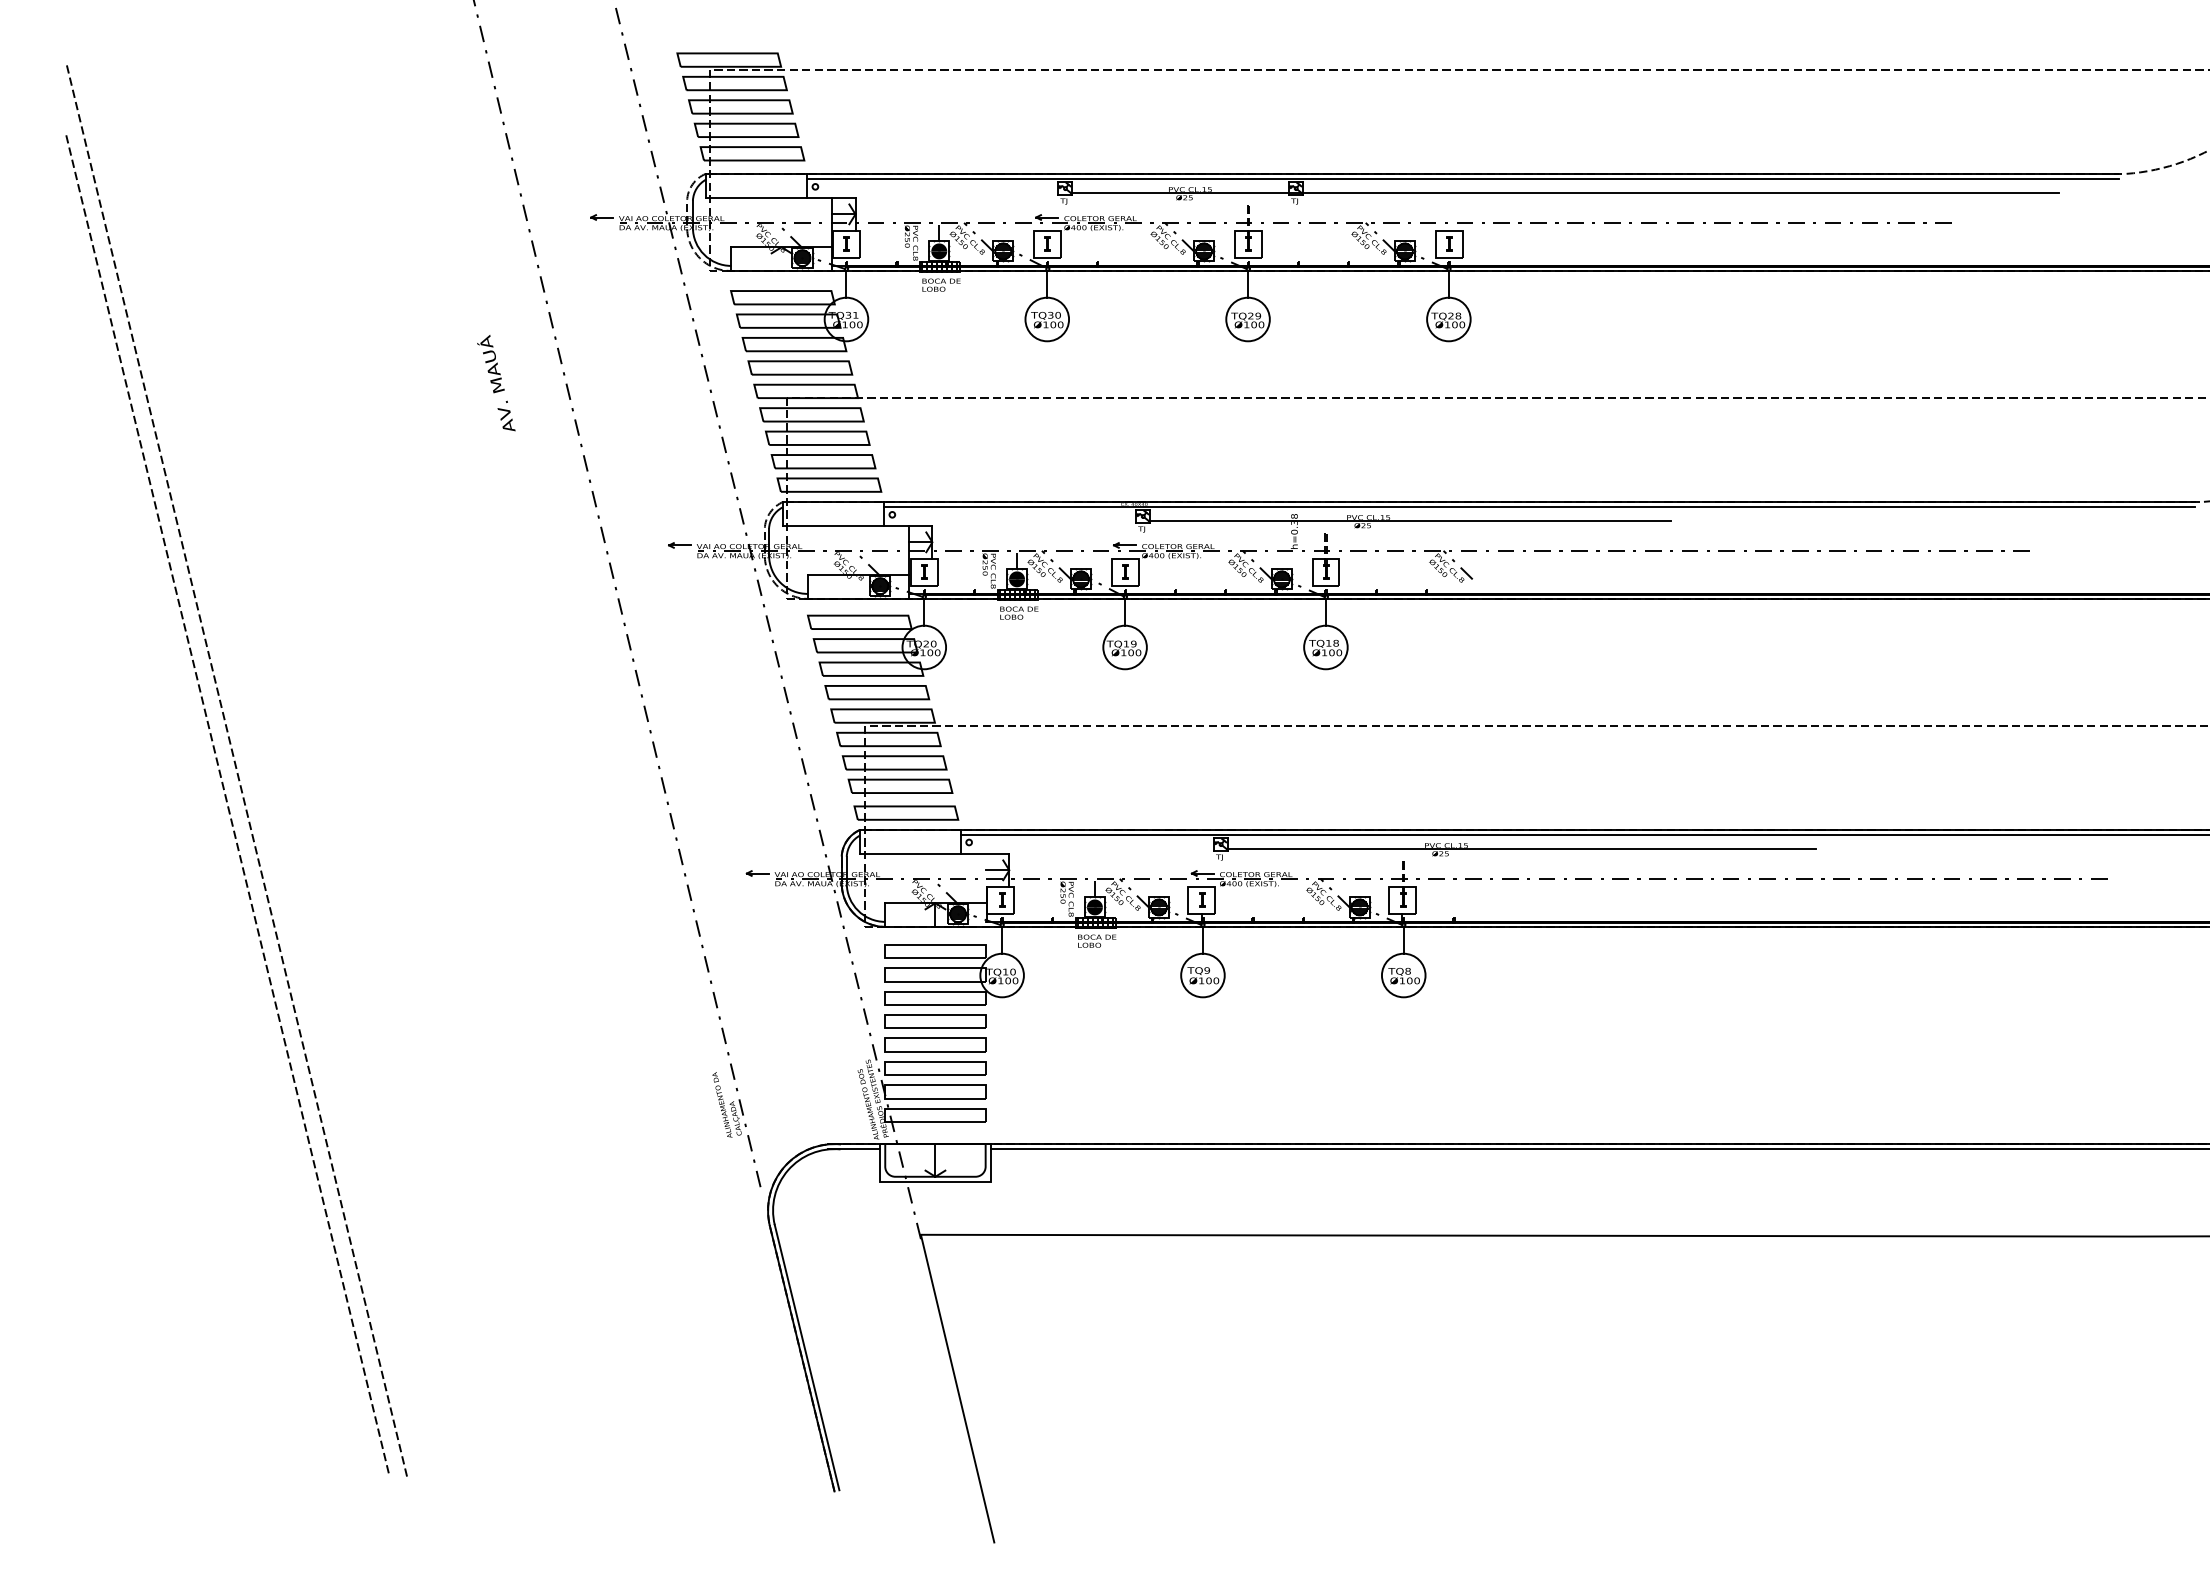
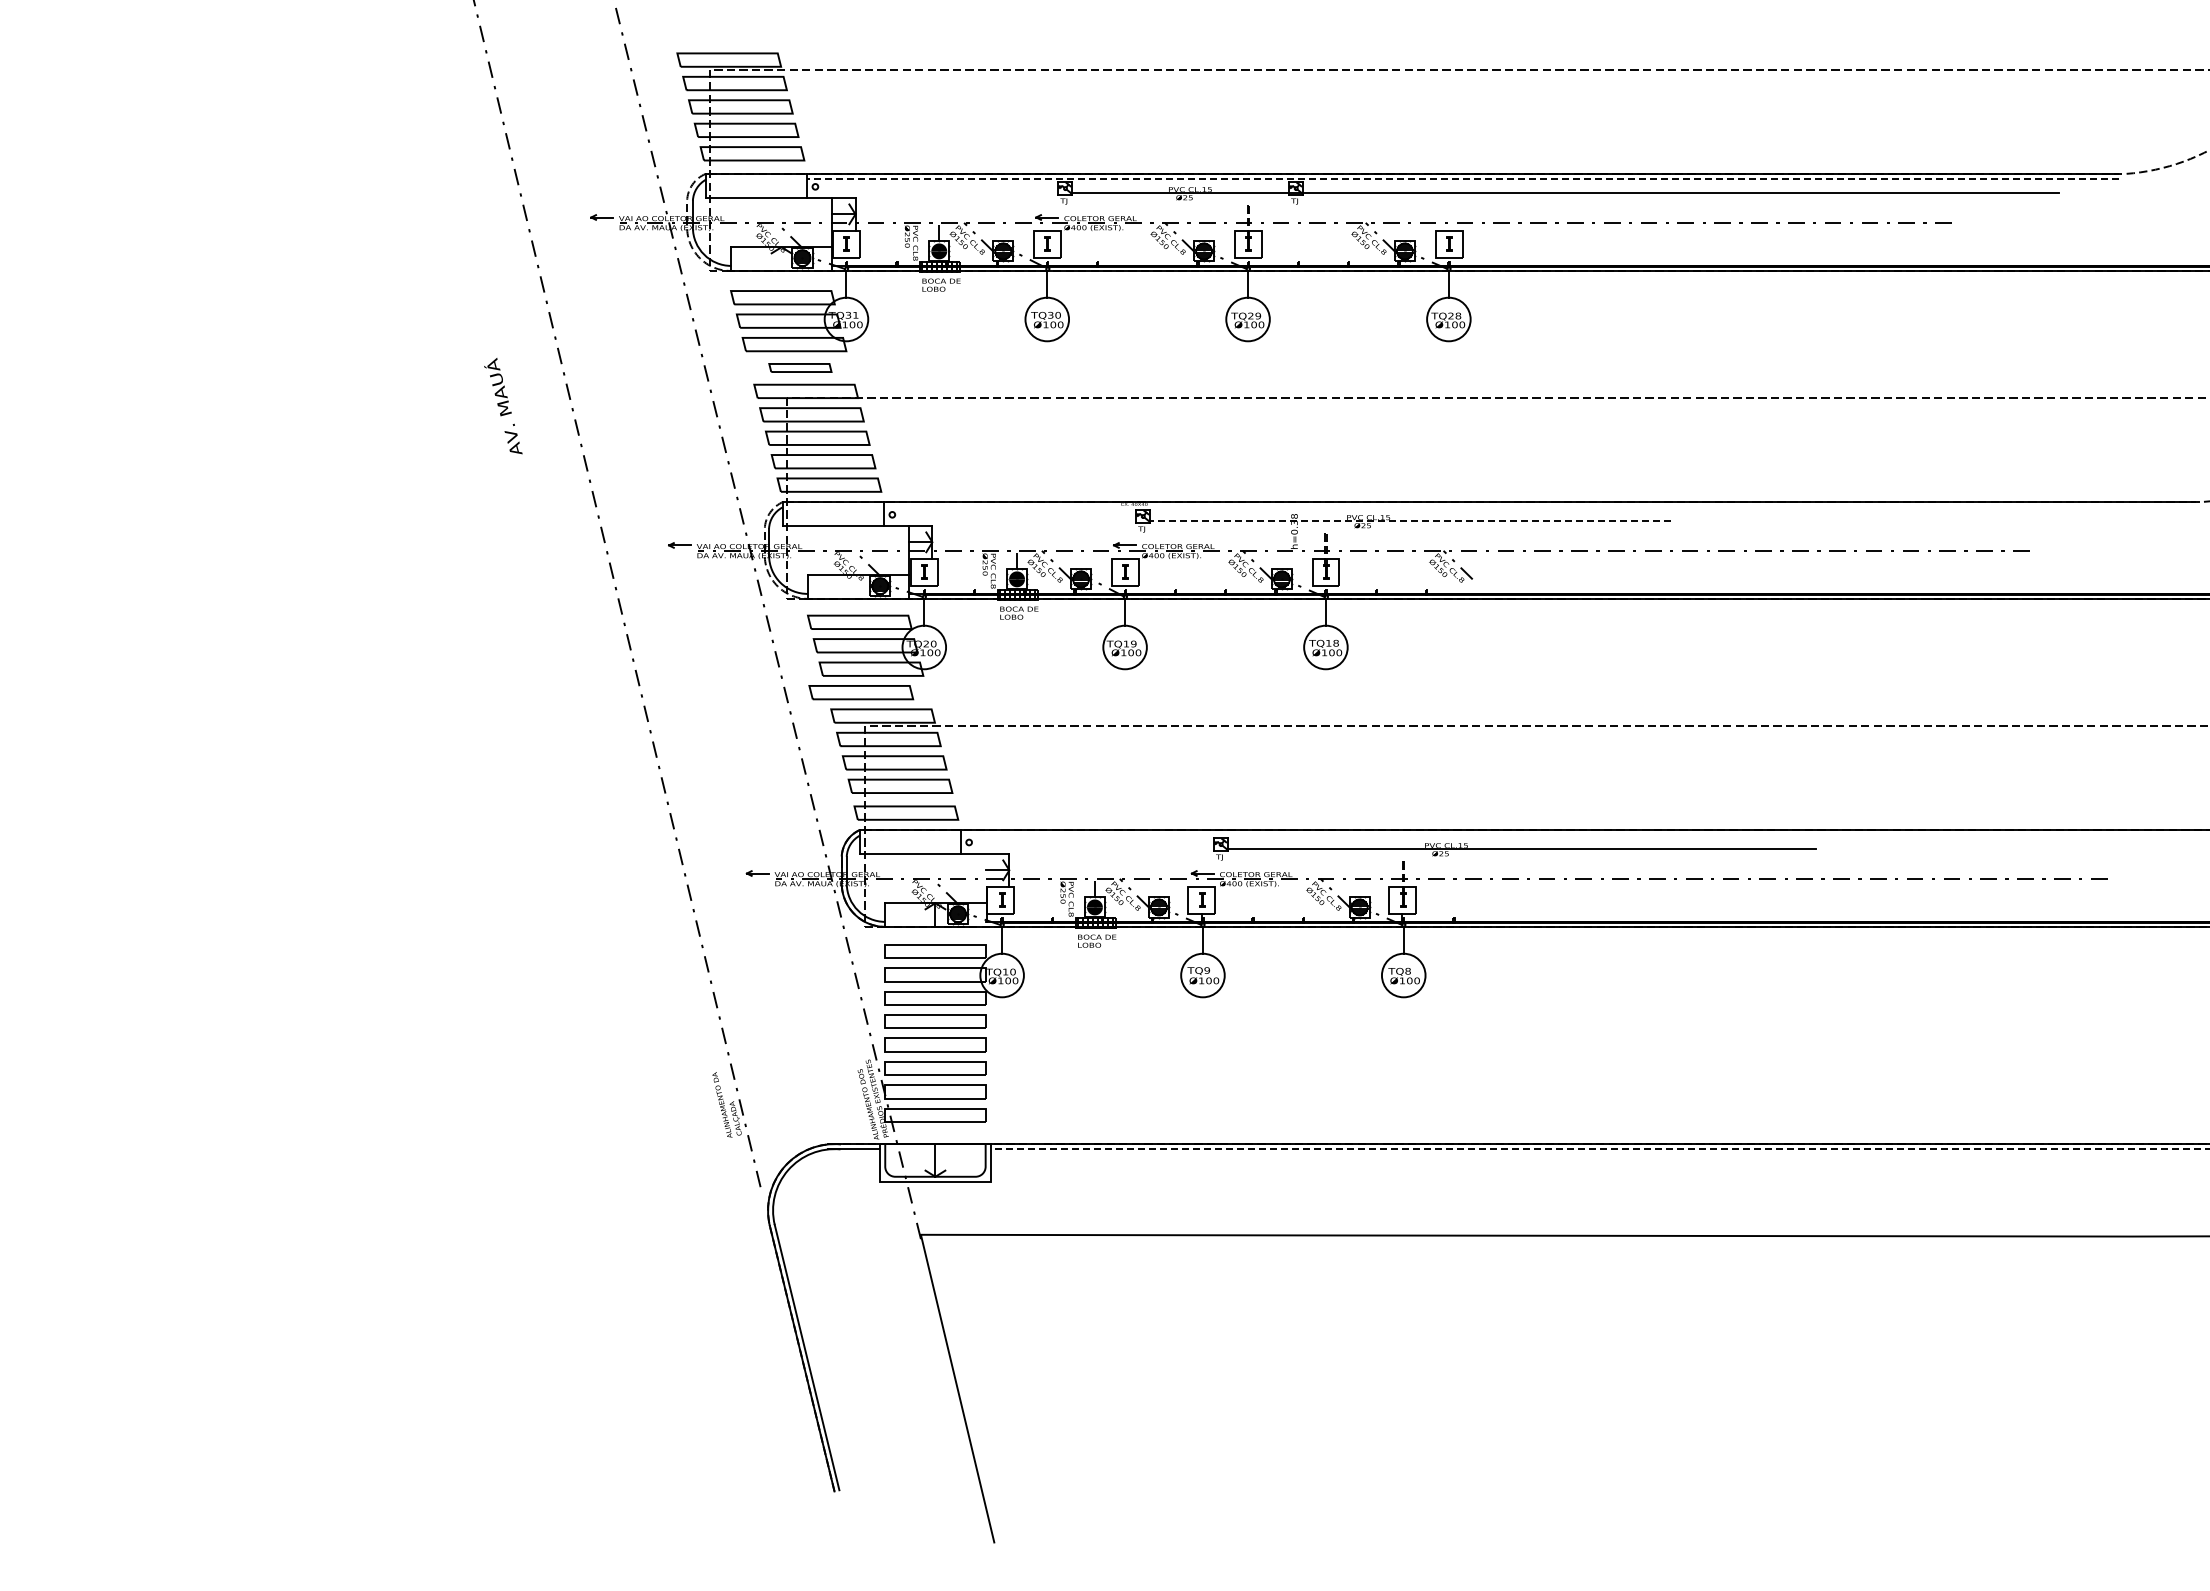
line: solid -> dashed (1462, 178)
part size: 107x16 px -> 65x10 px (800, 367)
text position: (496, 383) -> (503, 406) (503, 406)
line: present -> none (1539, 506)
line: solid -> dashed (1409, 520)
part position: (877, 692) -> (861, 692) (861, 692)
line: present -> none (236, 769)
line: present -> none (227, 805)
line: present -> none (1583, 834)
line: solid -> dashed (1599, 1149)
